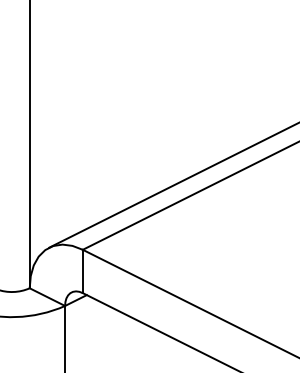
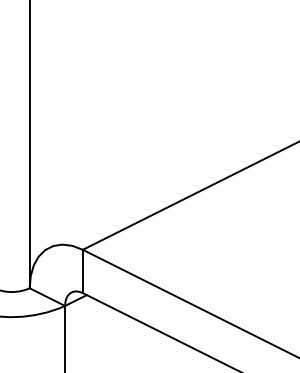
line: present -> none (172, 185)
